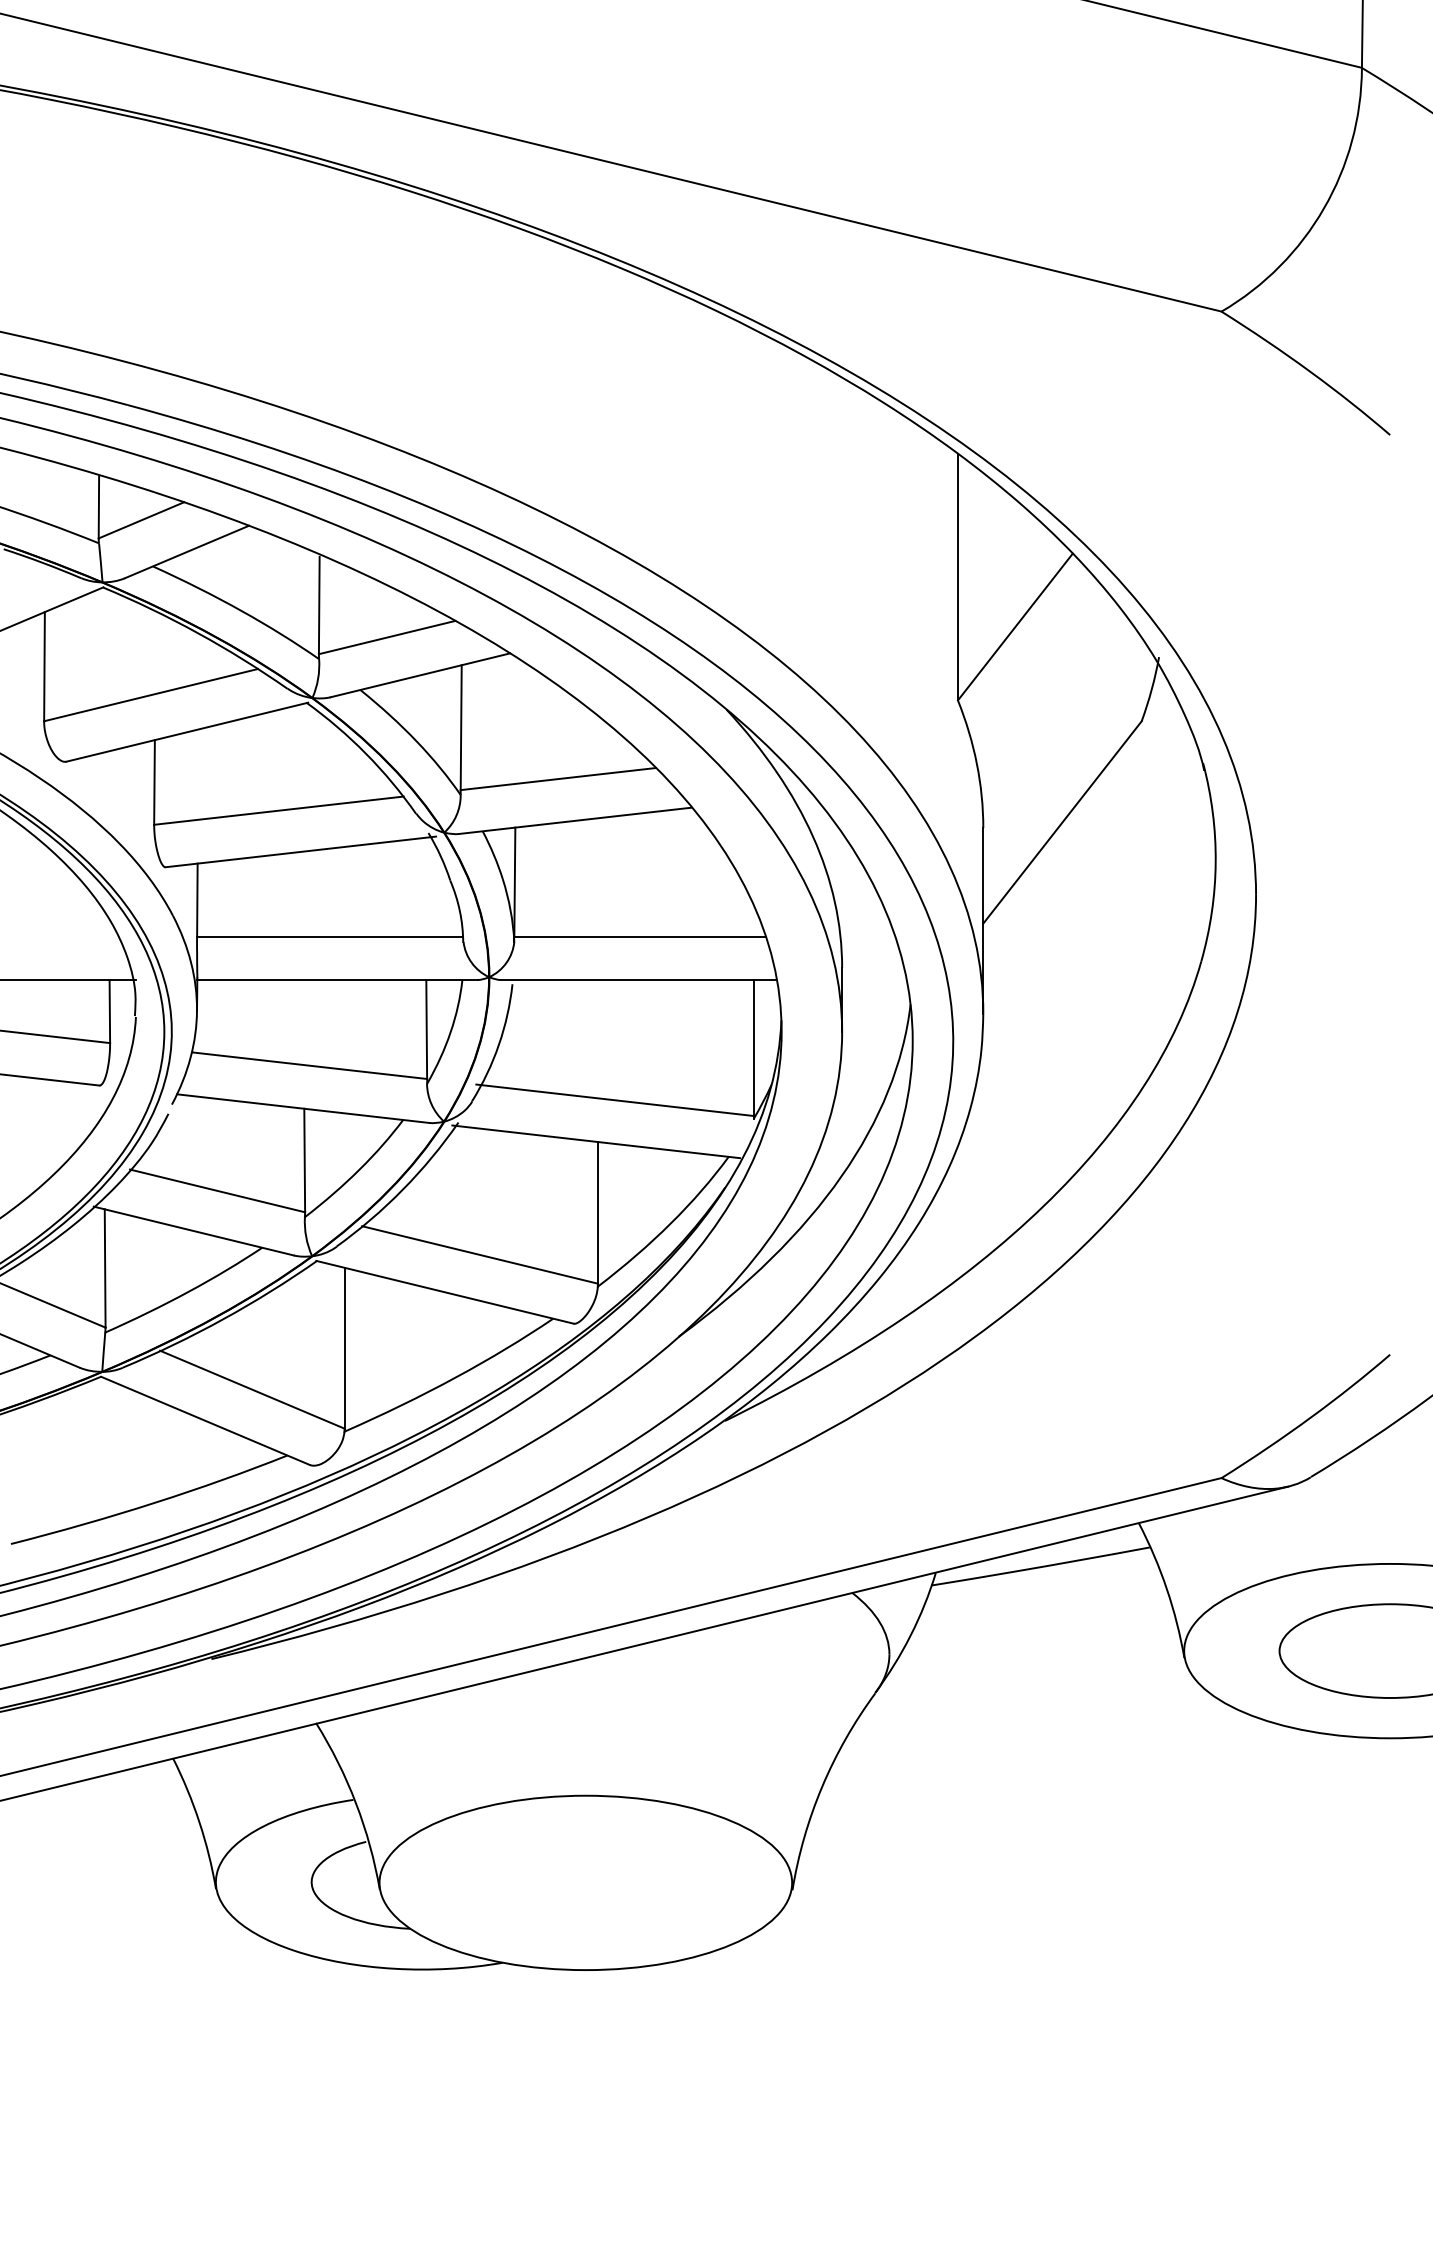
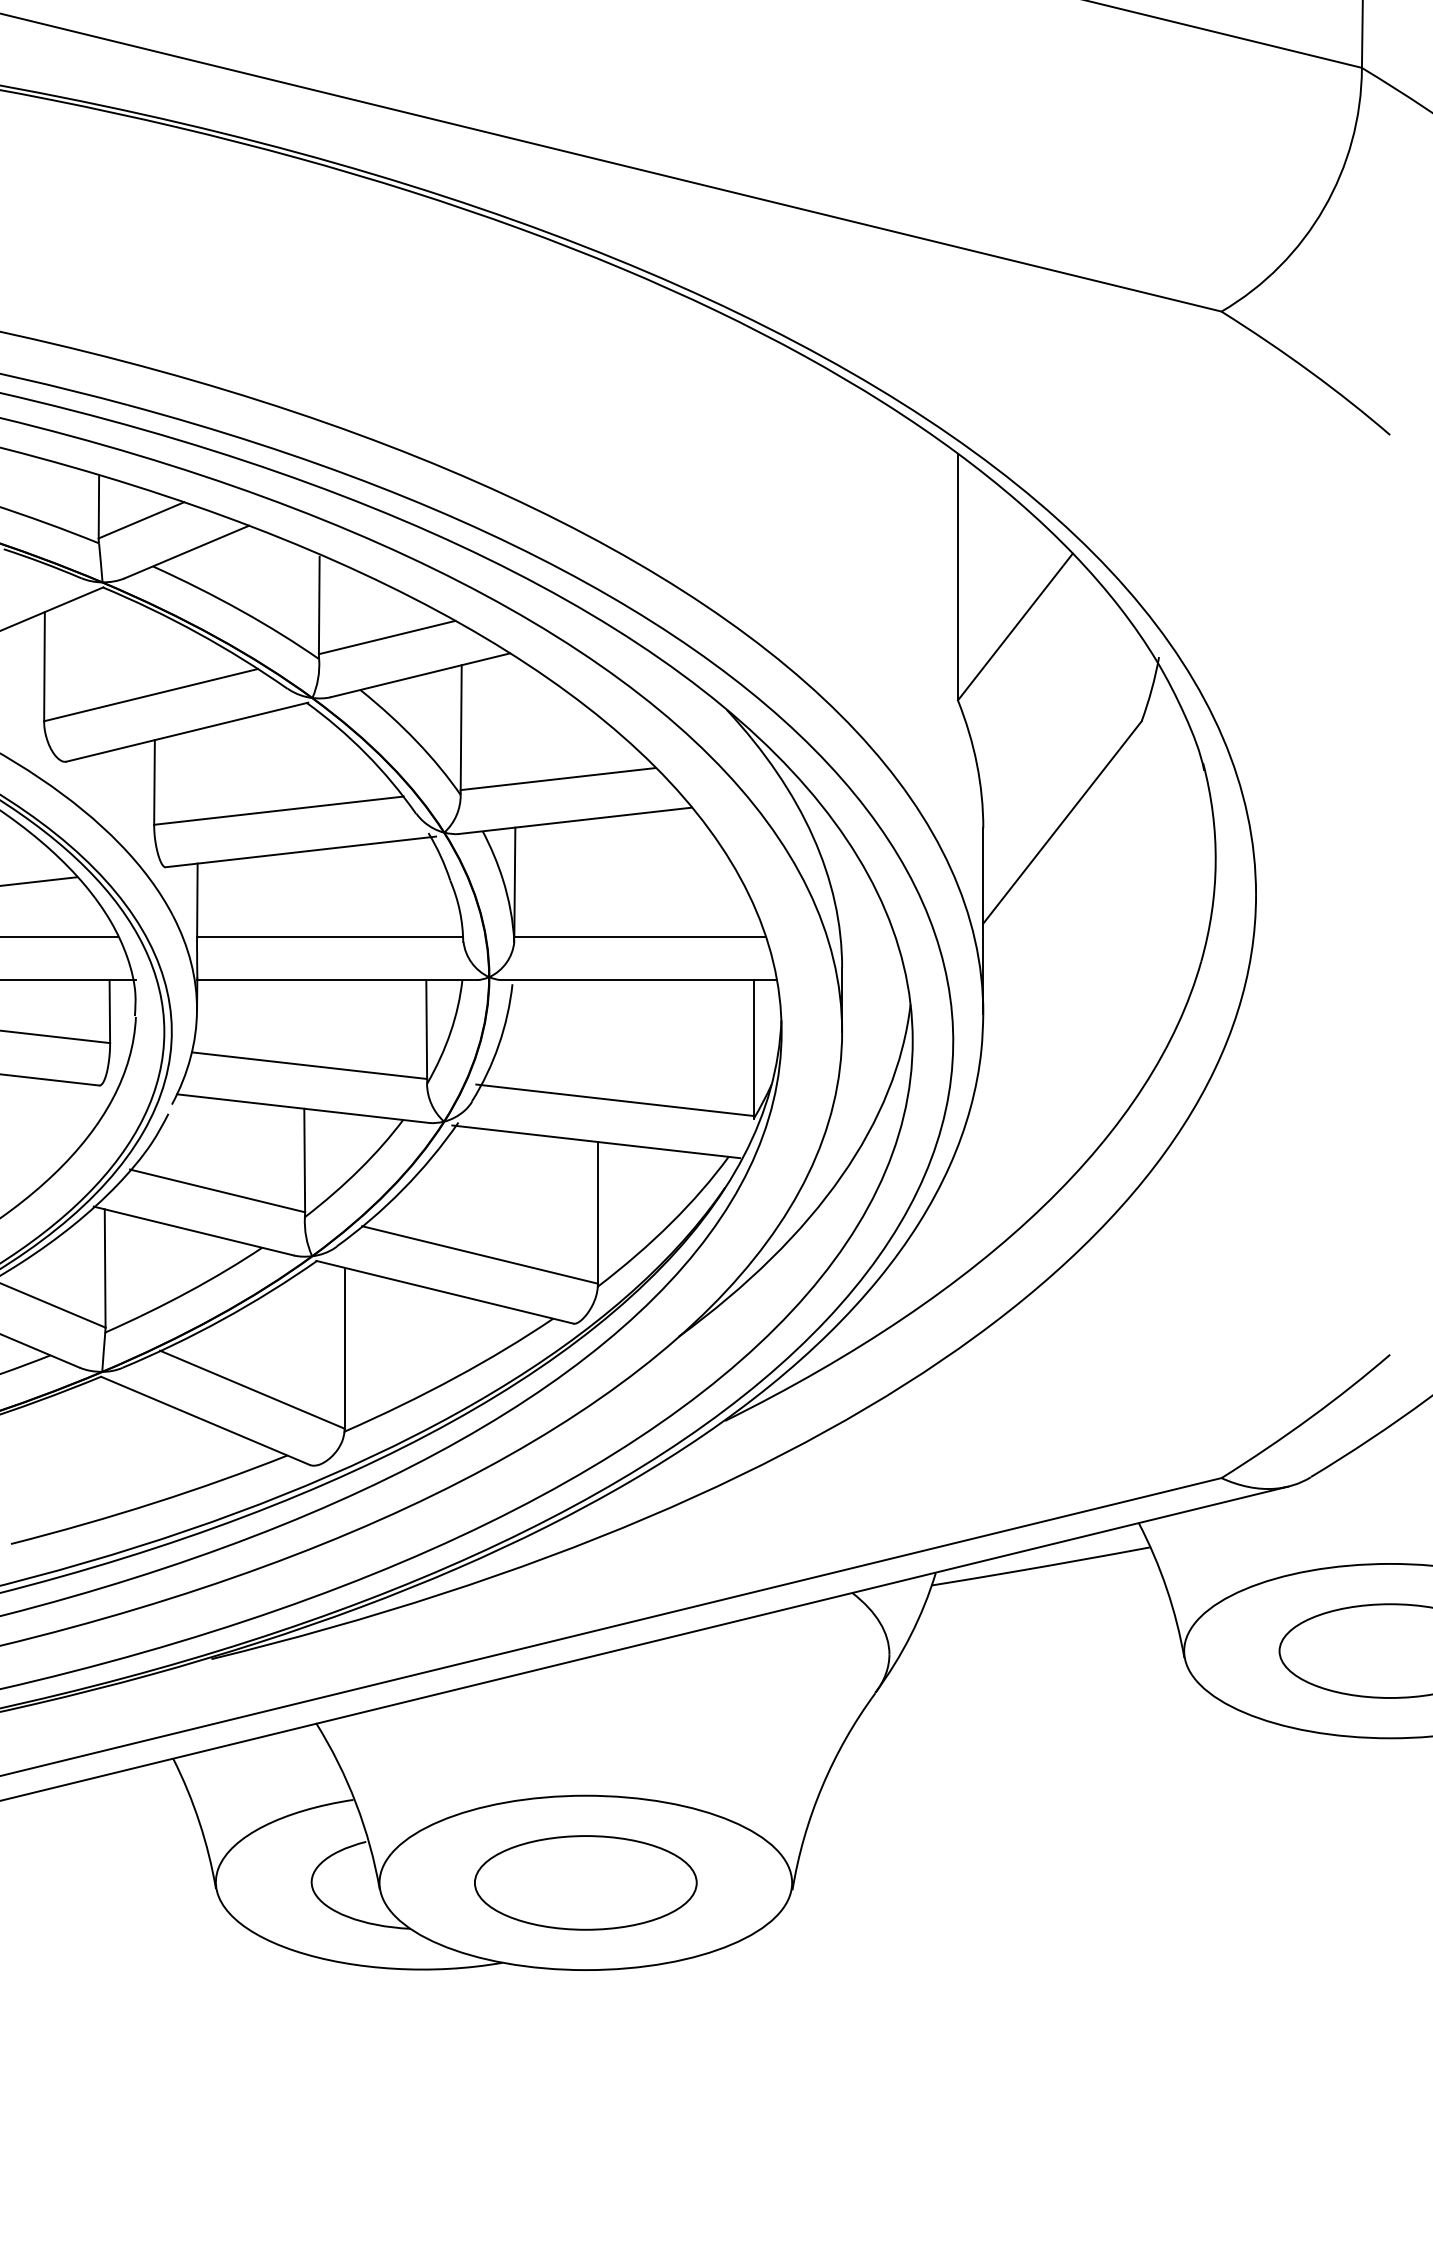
line: none -> present (39, 881)
line: none -> present (59, 936)
part: none -> present (585, 1882)
